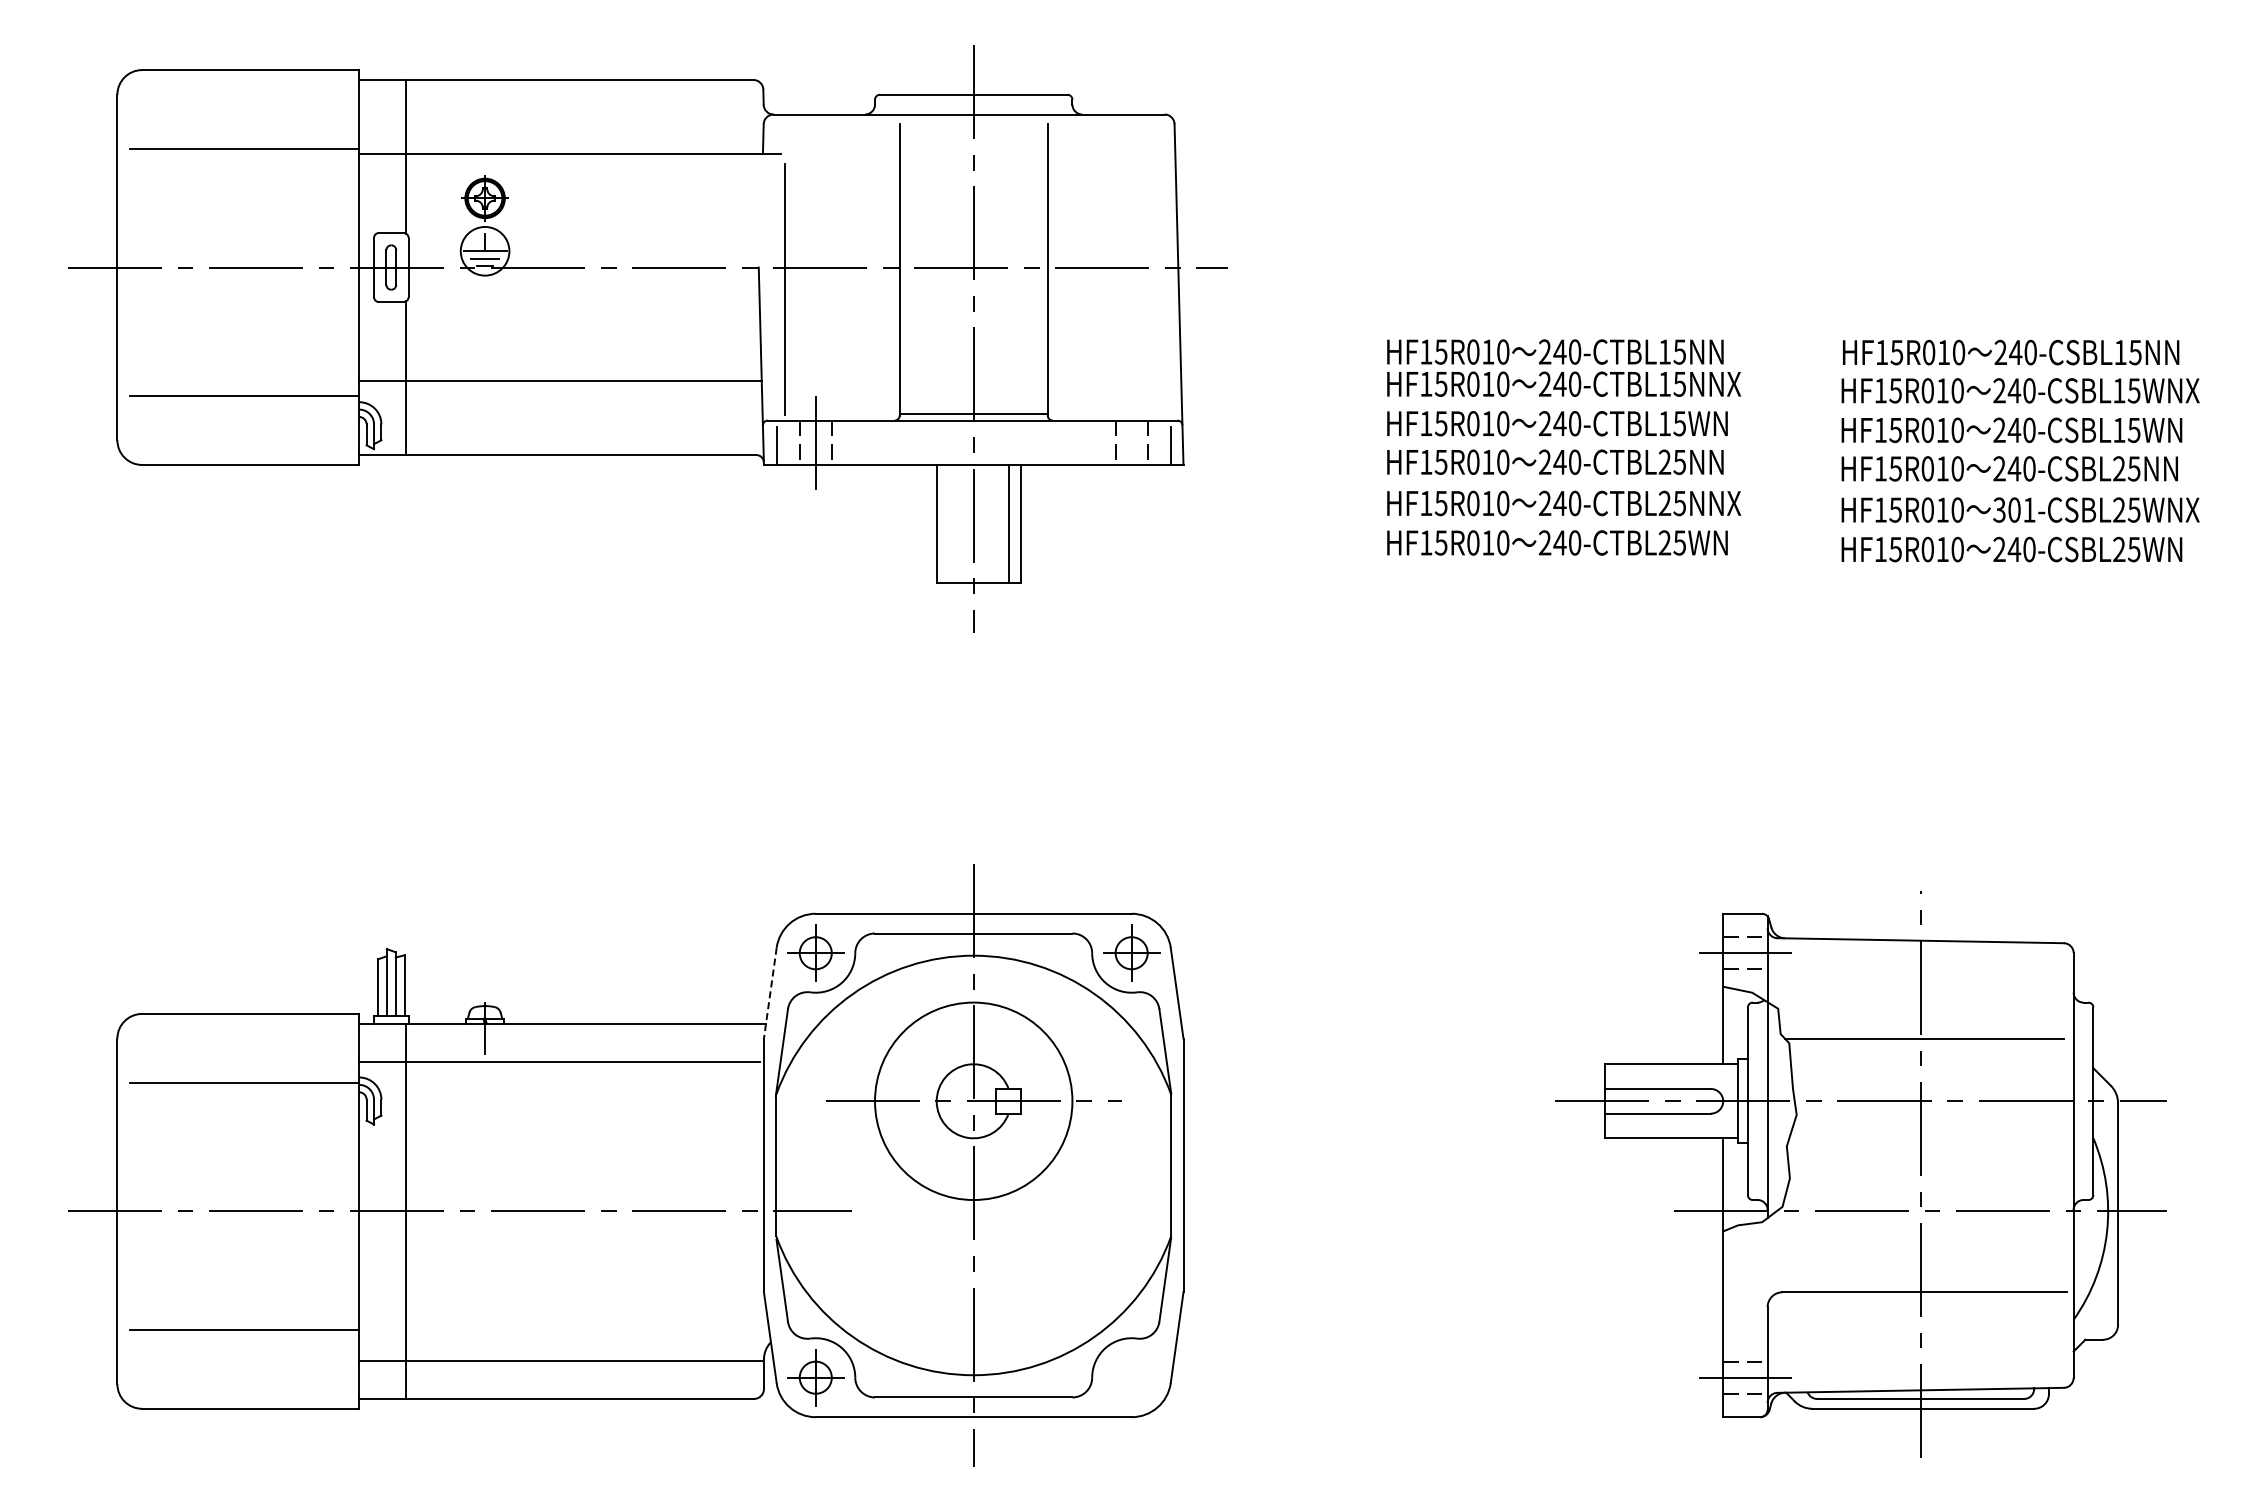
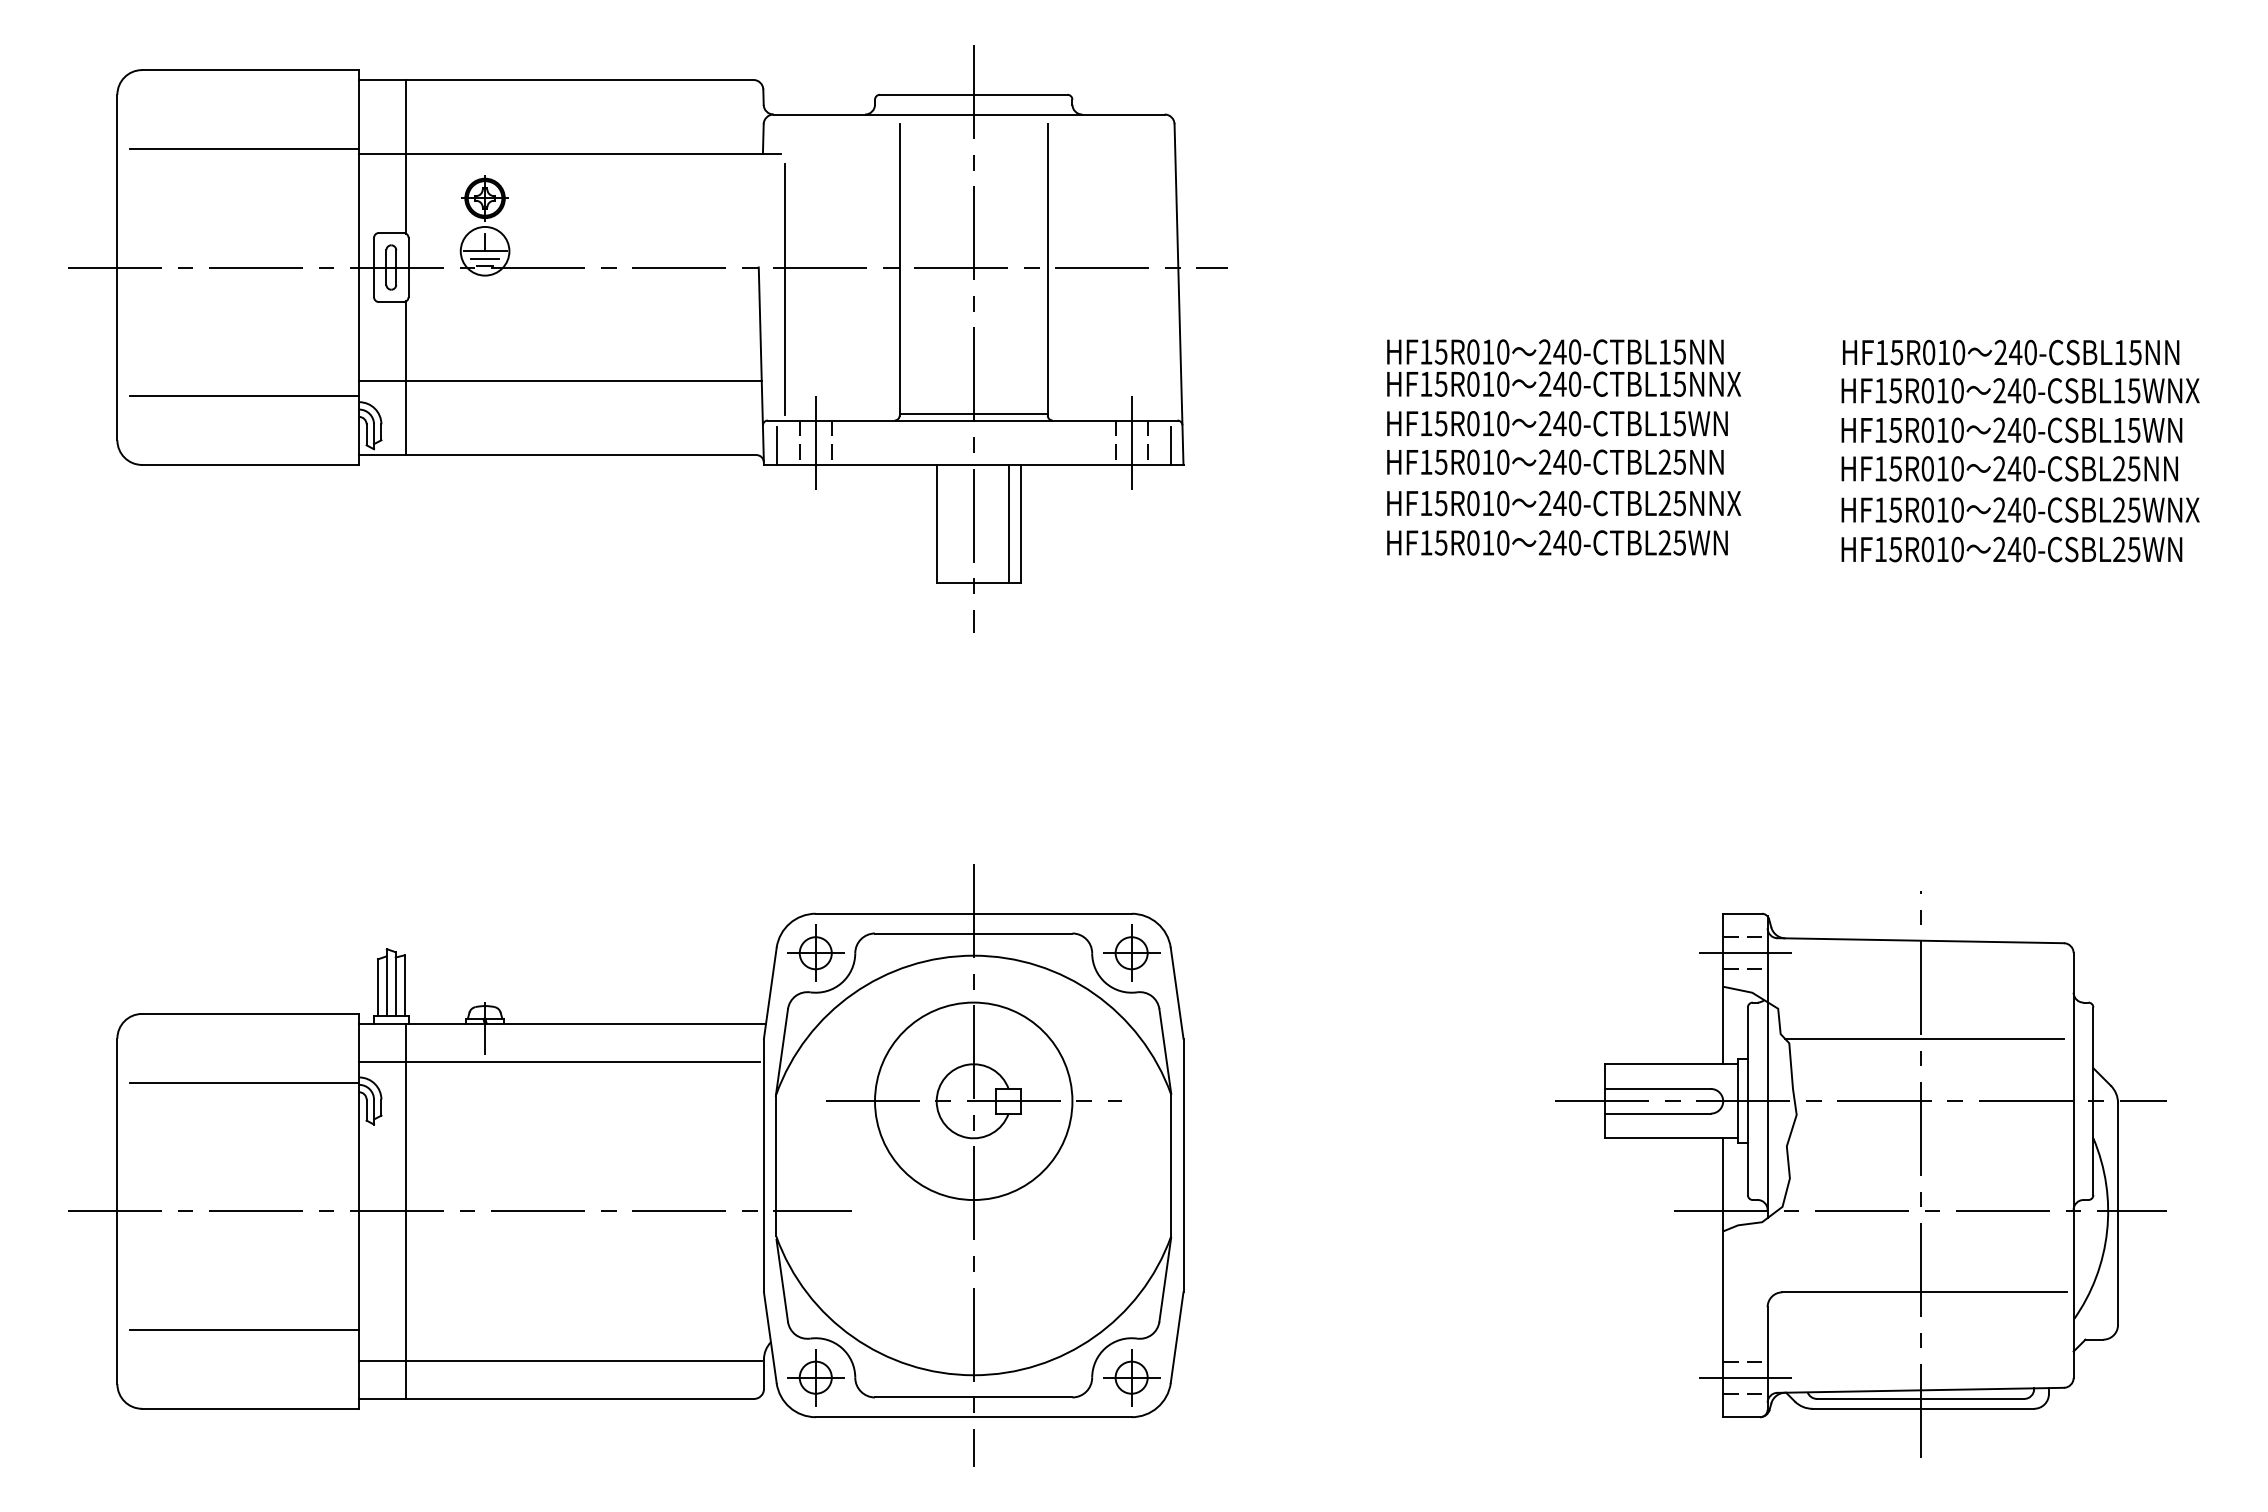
line: none -> present (1131, 442)
text: 301-CSBL25WNX -> 240-CSBL25WNX (2014, 509)
line: dashed -> solid (770, 993)
part: none -> present (1131, 1377)
